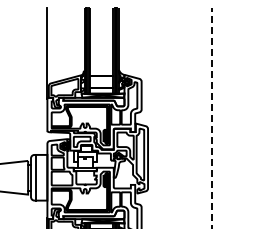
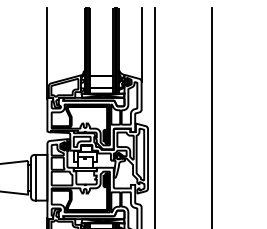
line: none -> present (141, 44)
line: none -> present (155, 116)
line: dashed -> solid (212, 118)
